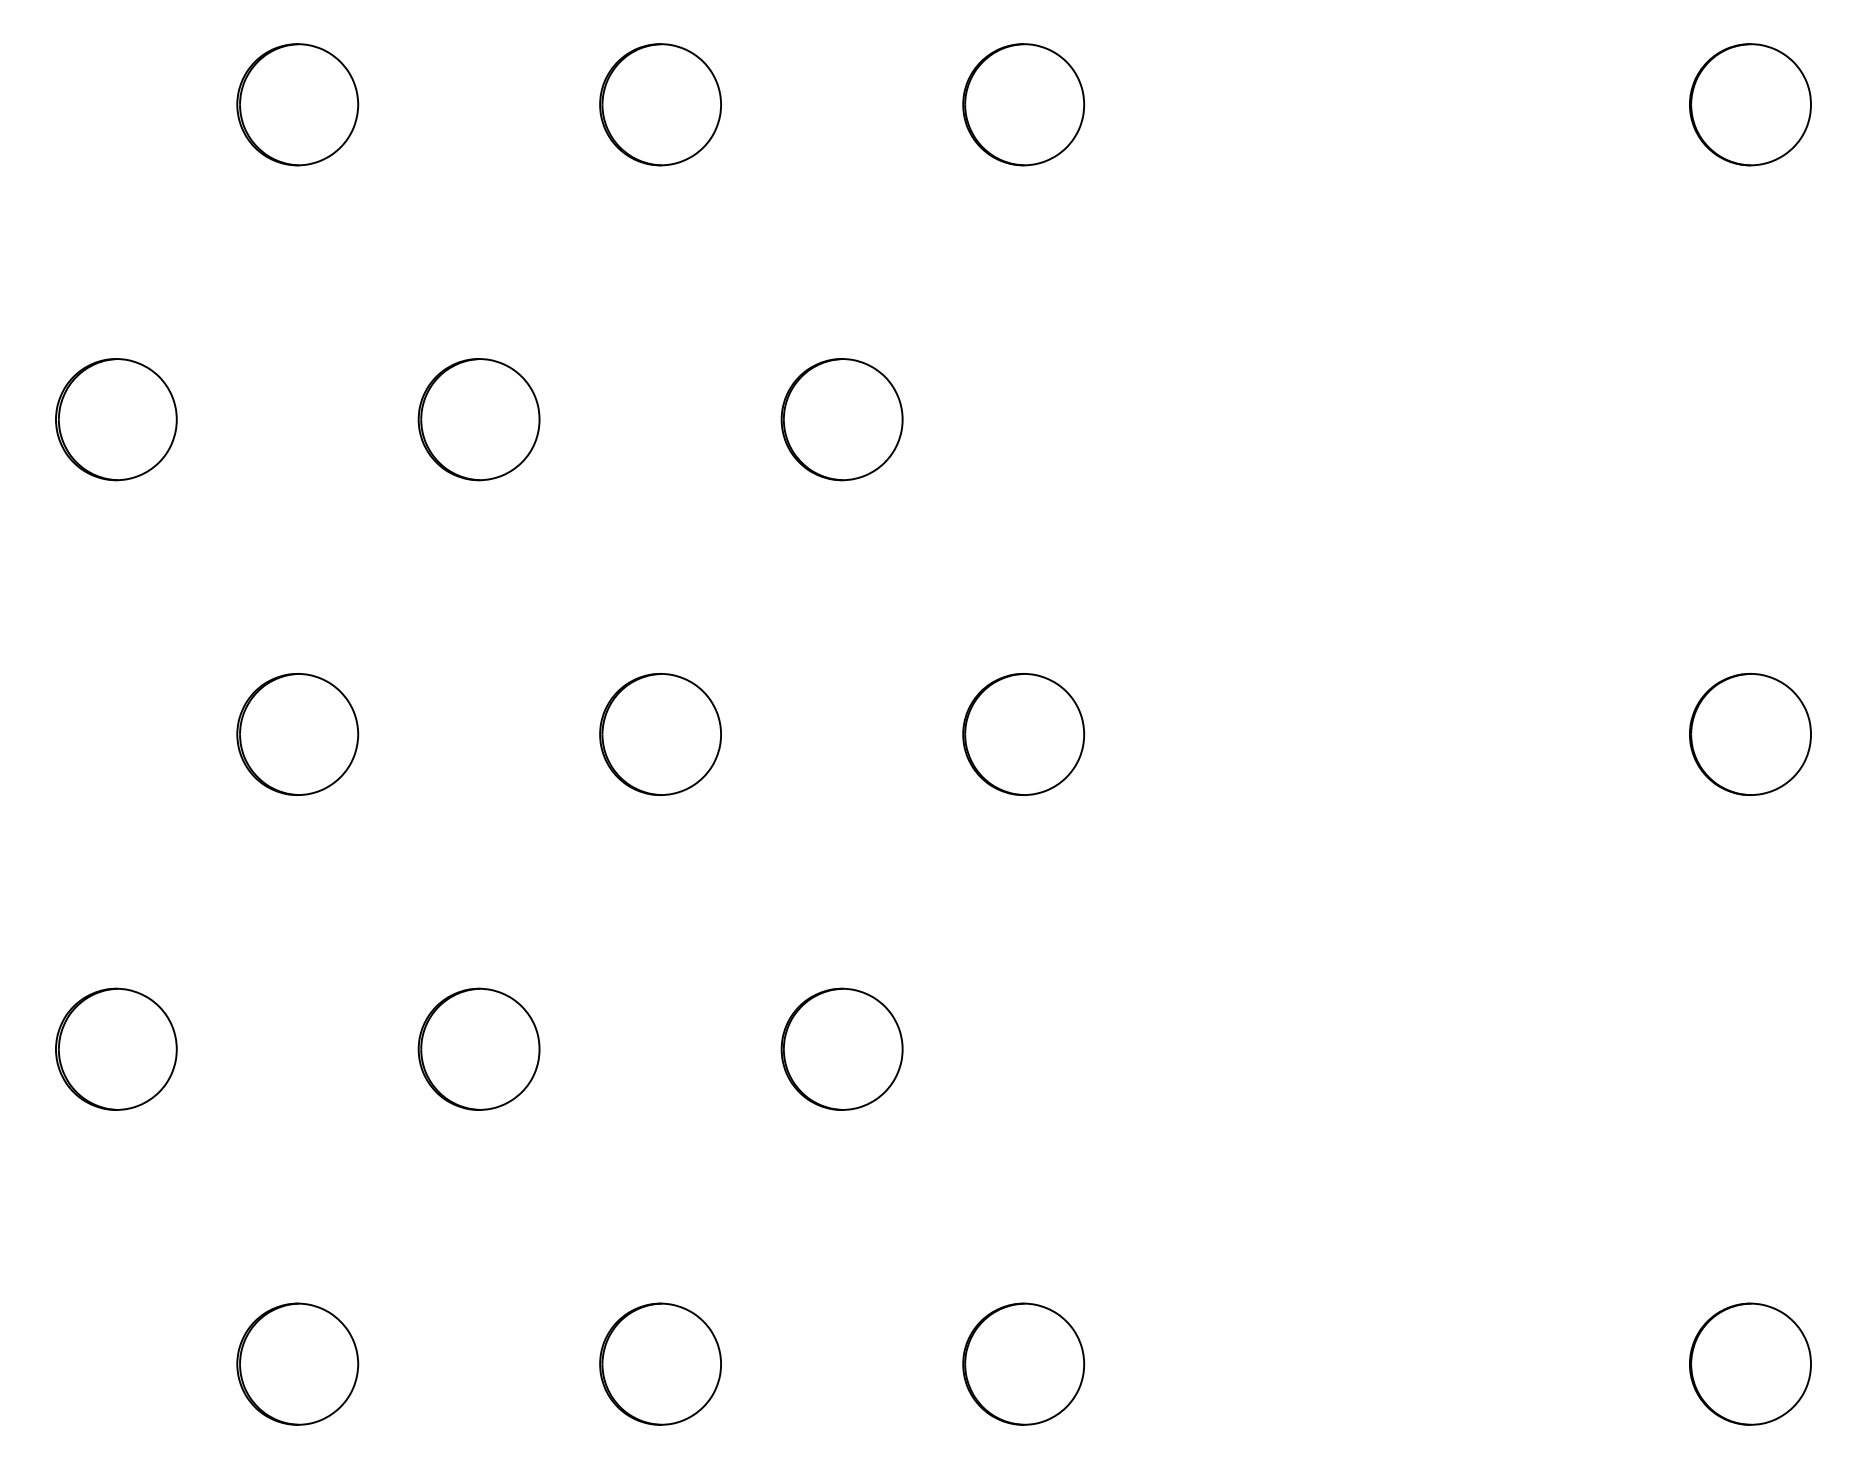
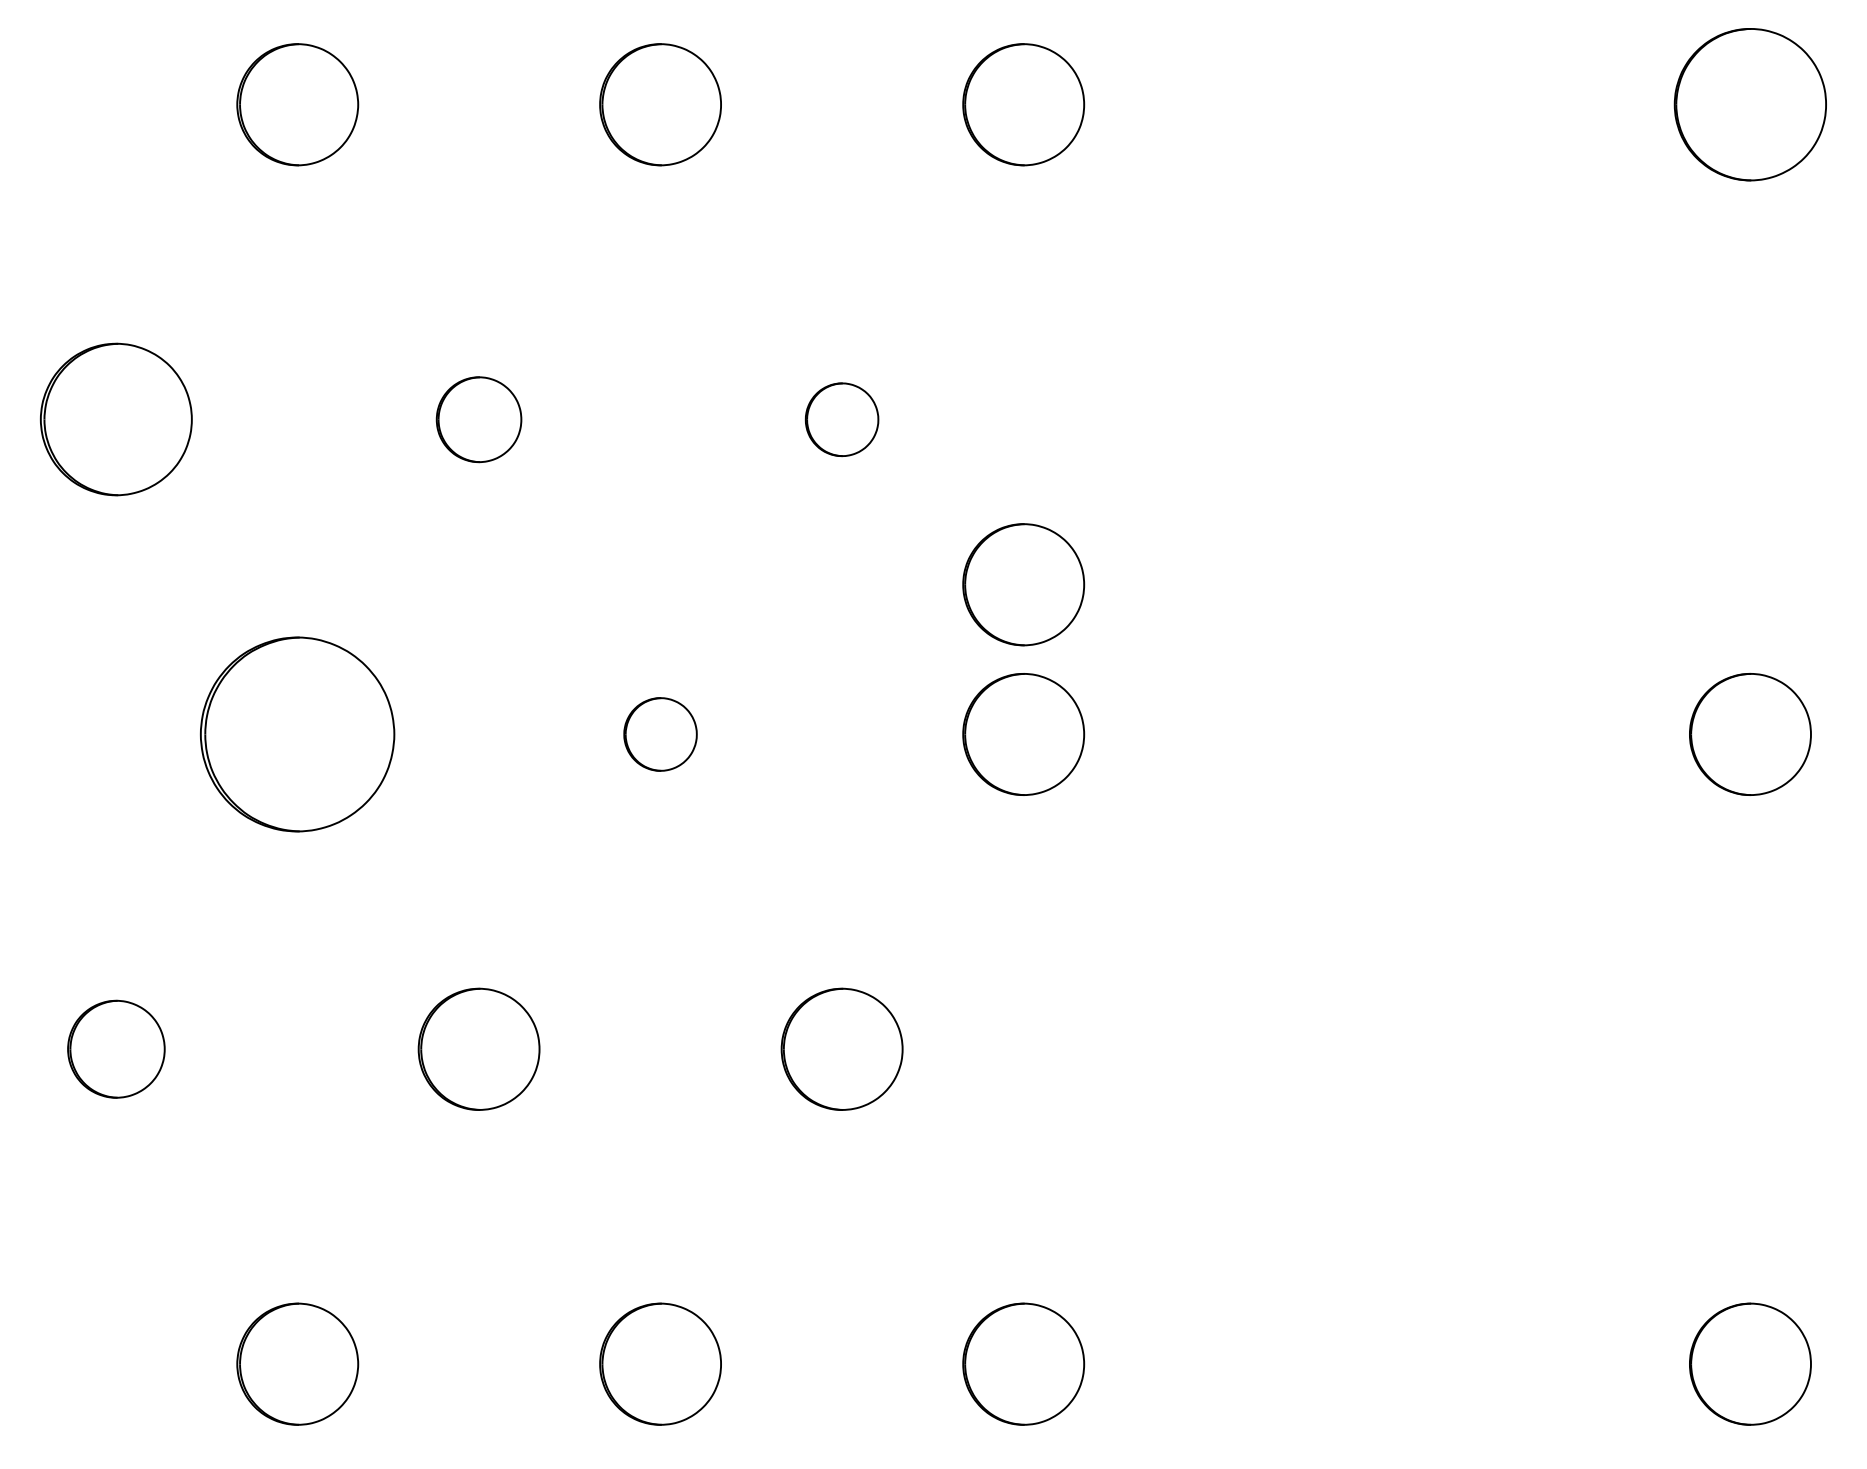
part size: 123x124 px -> 154x154 px (1749, 104)
part size: 123x124 px -> 153x155 px (116, 419)
part size: 124x124 px -> 88x88 px (478, 419)
part size: 124x124 px -> 76x76 px (841, 419)
part: none -> present (1023, 584)
part size: 124x123 px -> 196x197 px (297, 734)
part size: 123x123 px -> 75x75 px (660, 734)
part size: 123x124 px -> 99x100 px (116, 1048)
